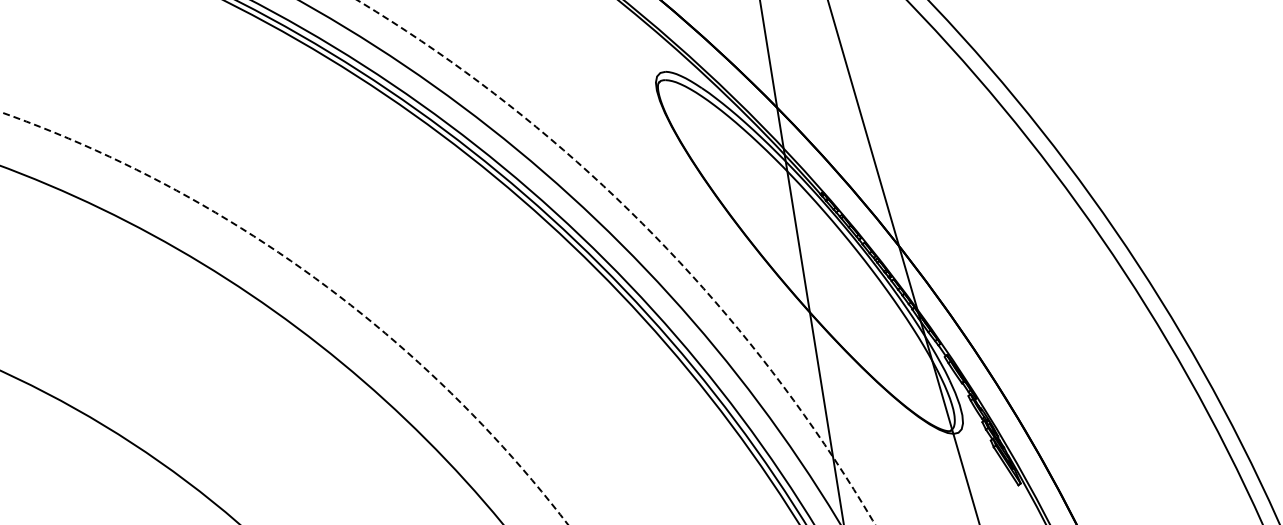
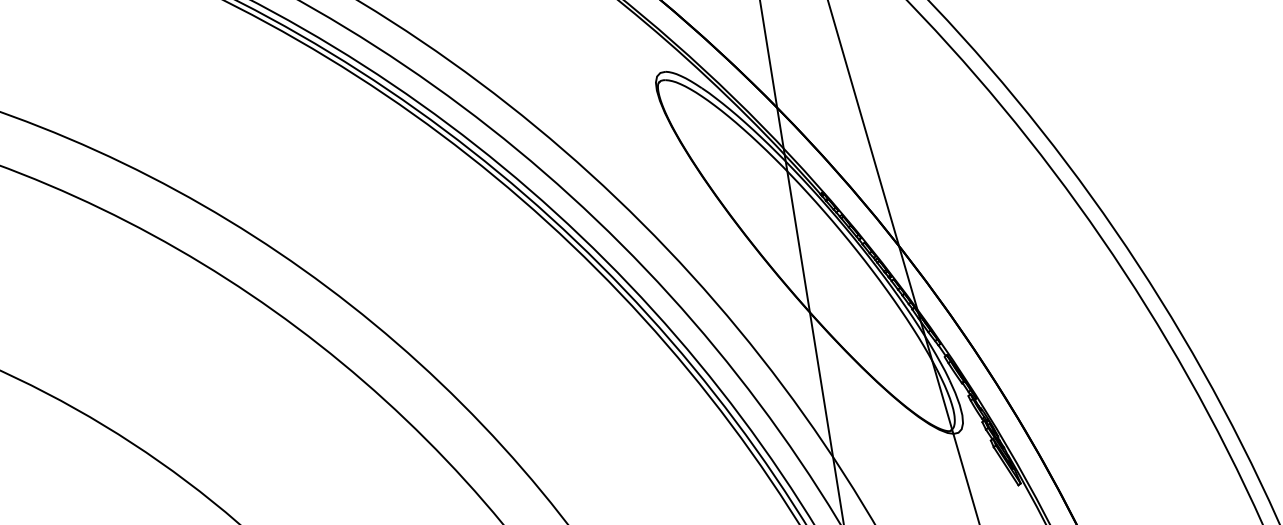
circle: dashed -> solid (616, 262)
circle: dashed -> solid (284, 318)
